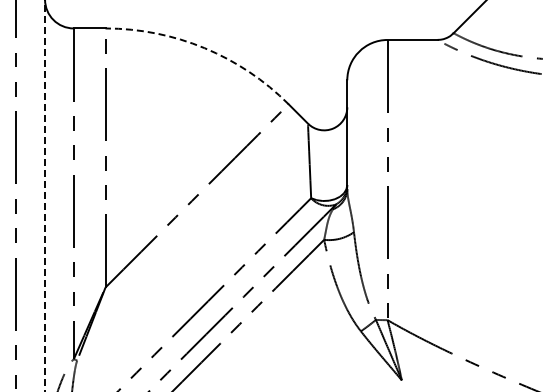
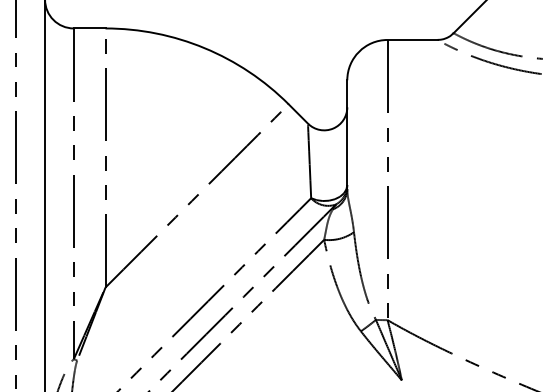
arc: dashed -> solid (204, 48)
line: dashed -> solid (45, 196)
